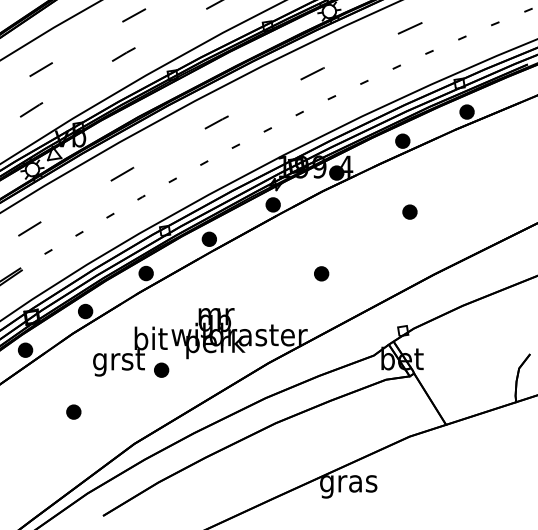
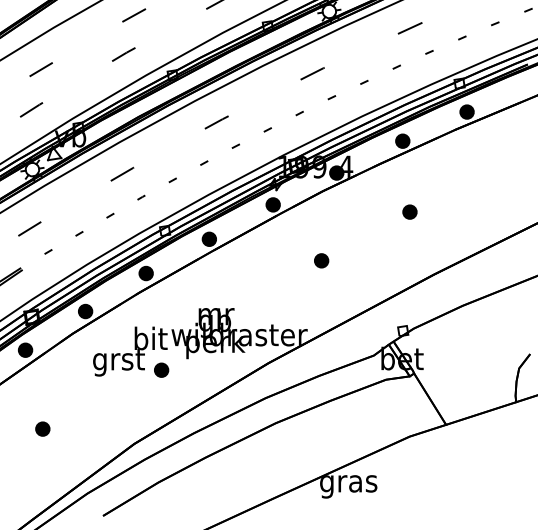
part position: (321, 273) -> (321, 260) (321, 260)
part position: (73, 411) -> (42, 428) (42, 428)
